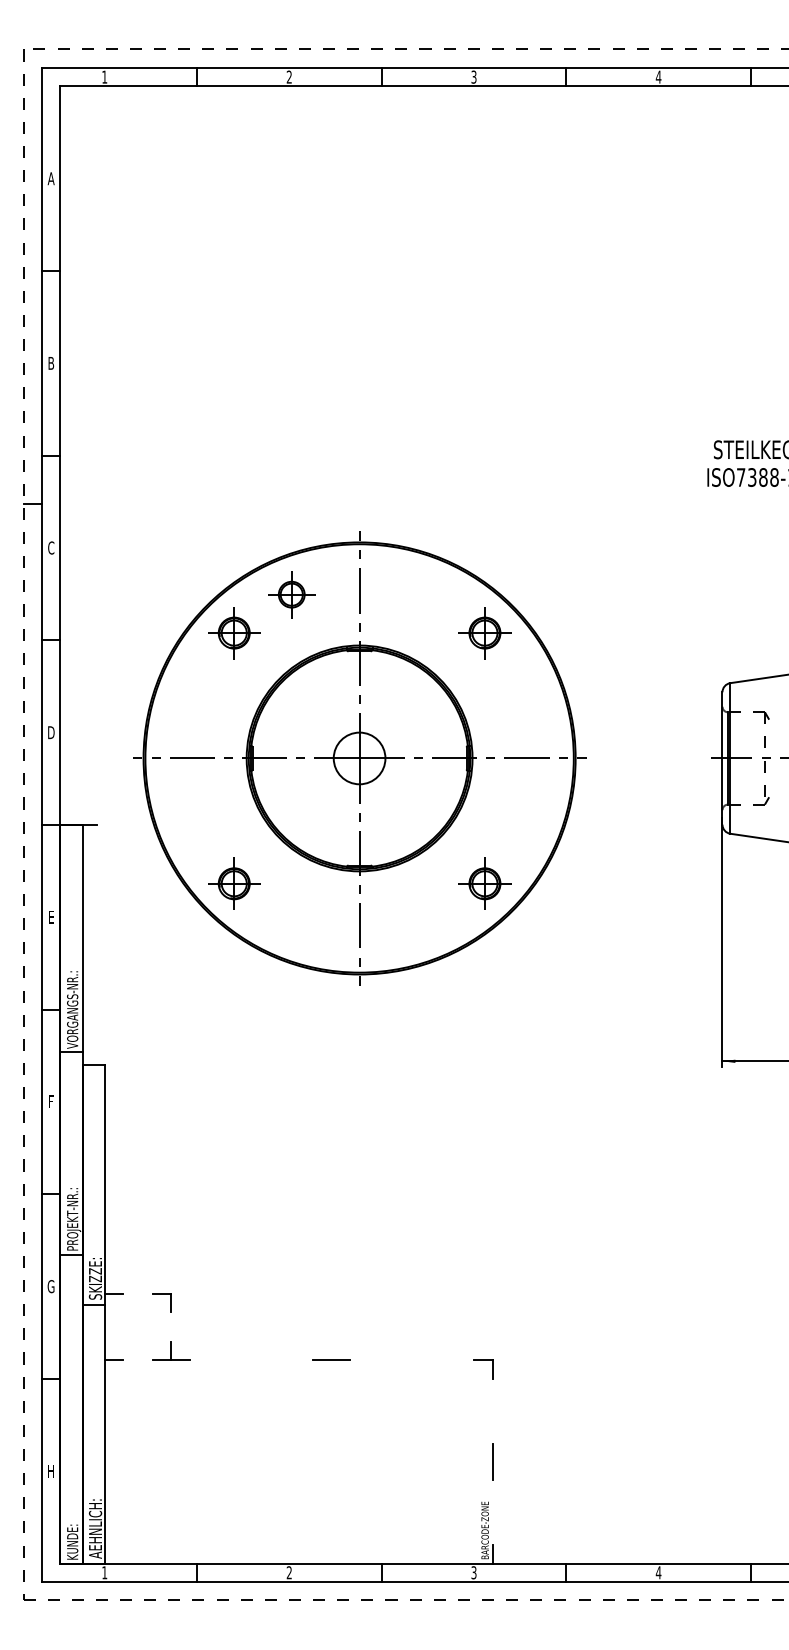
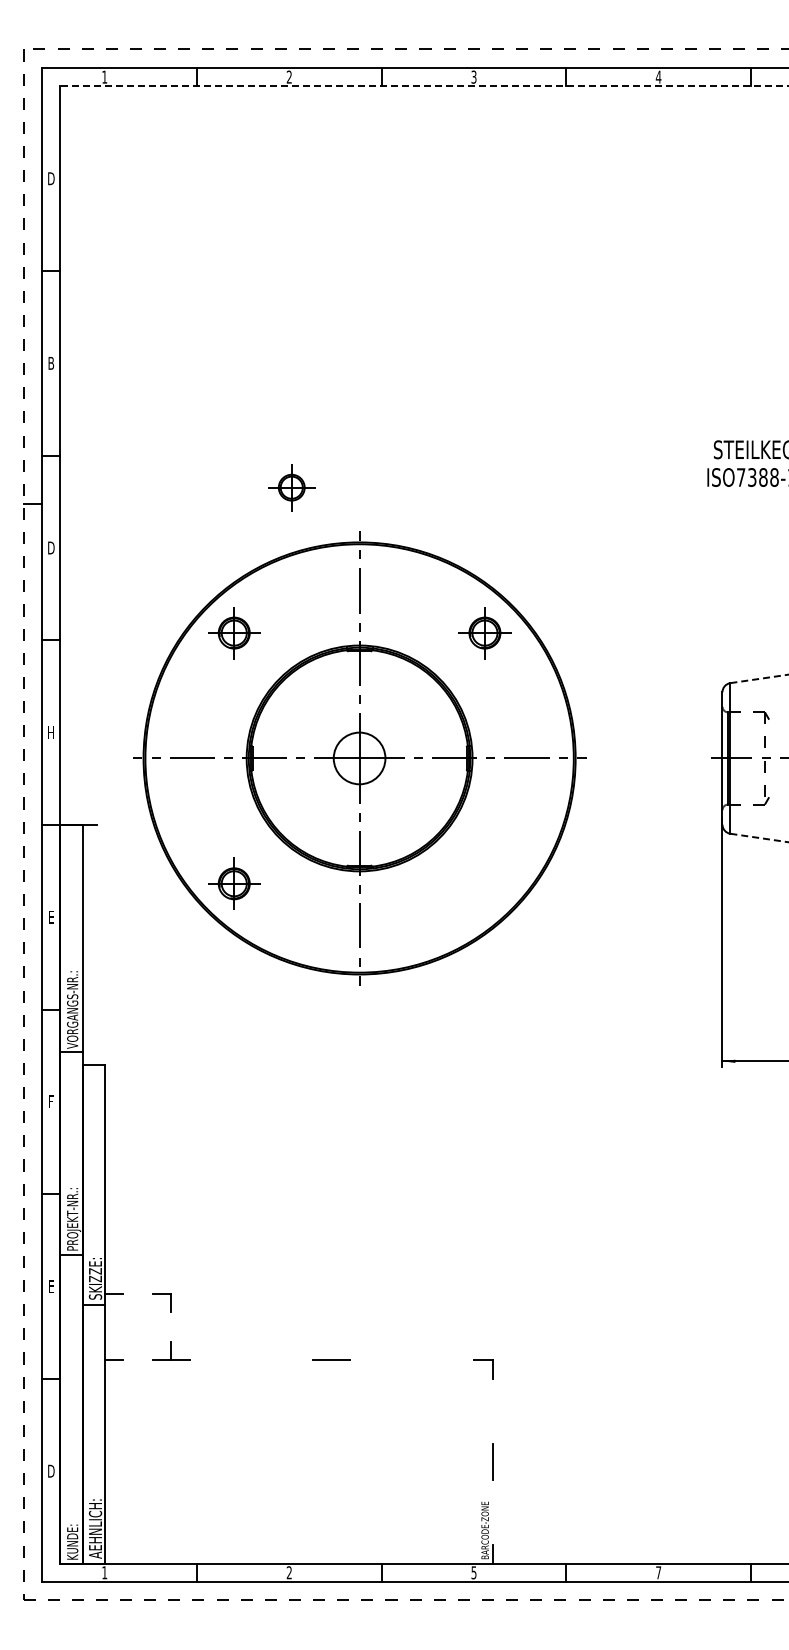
line: solid -> dashed (424, 86)
text: A -> D (50, 178)
text: C -> D (51, 547)
part position: (291, 594) -> (291, 487) (291, 487)
line: solid -> dashed (760, 678)
text: D -> H (51, 732)
line: solid -> dashed (760, 838)
part: present -> none (484, 883)
text: G -> E (50, 1286)
text: H -> D (51, 1470)
text: 3 -> 5 (473, 1572)
text: 4 -> 7 (658, 1572)
